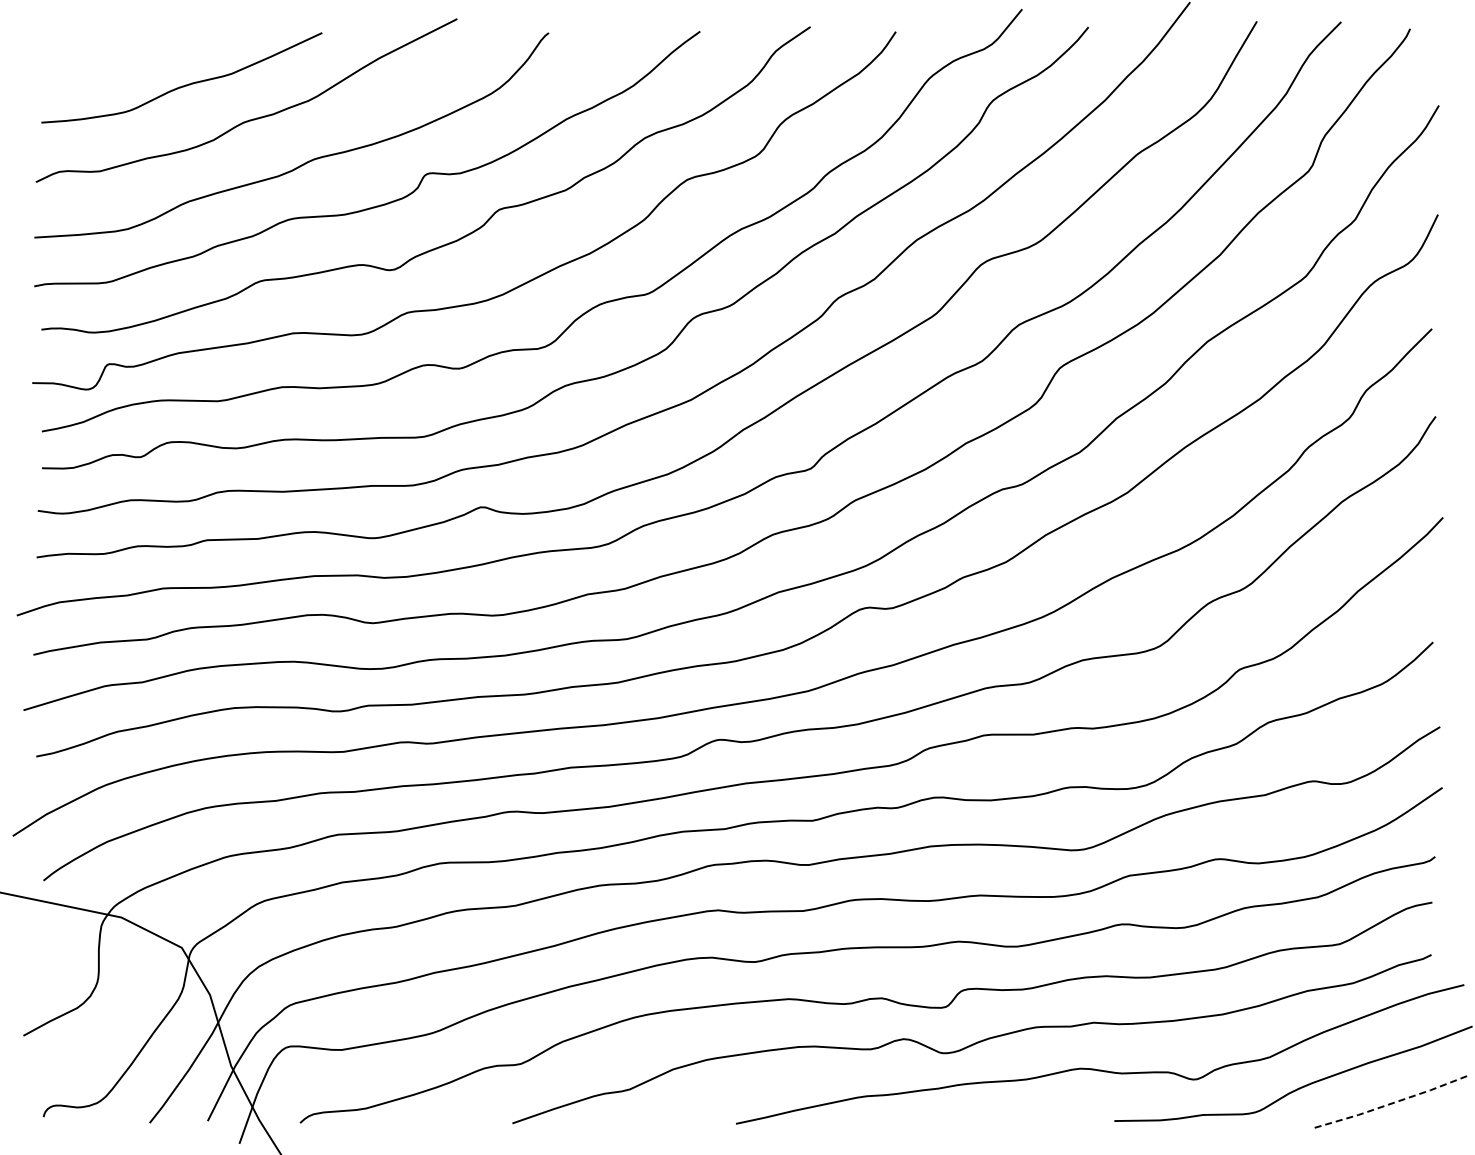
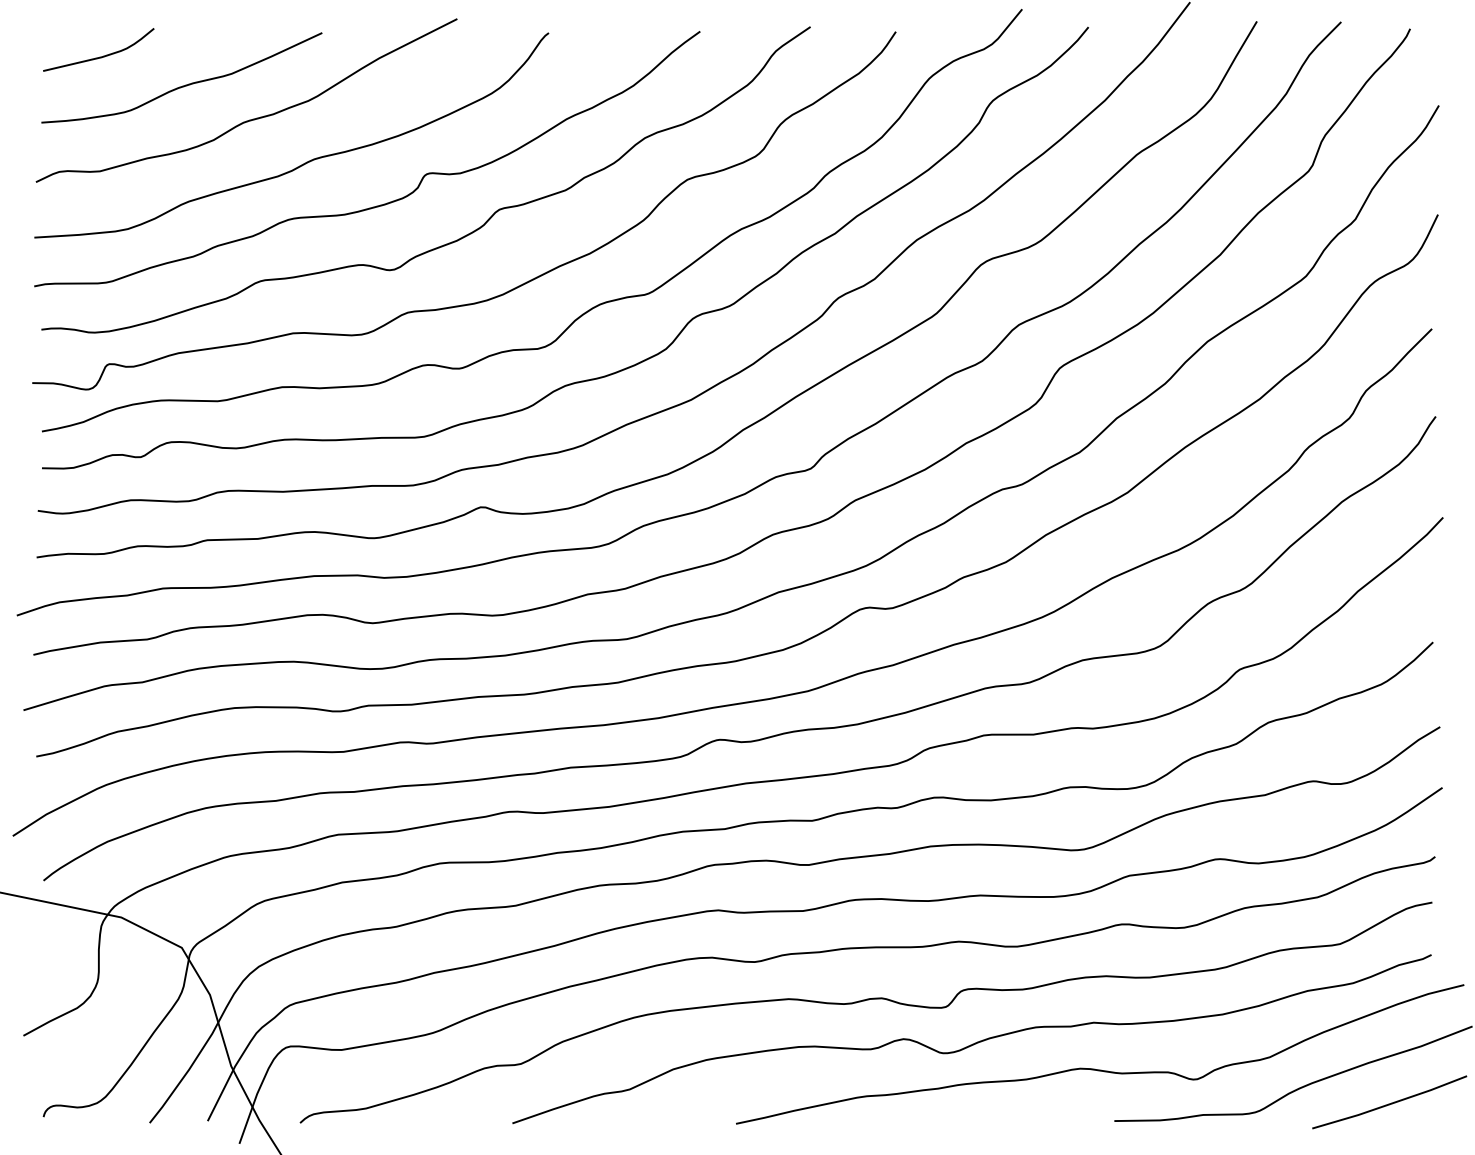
curve: none -> present (99, 56)
line: dashed -> solid (1389, 1104)
